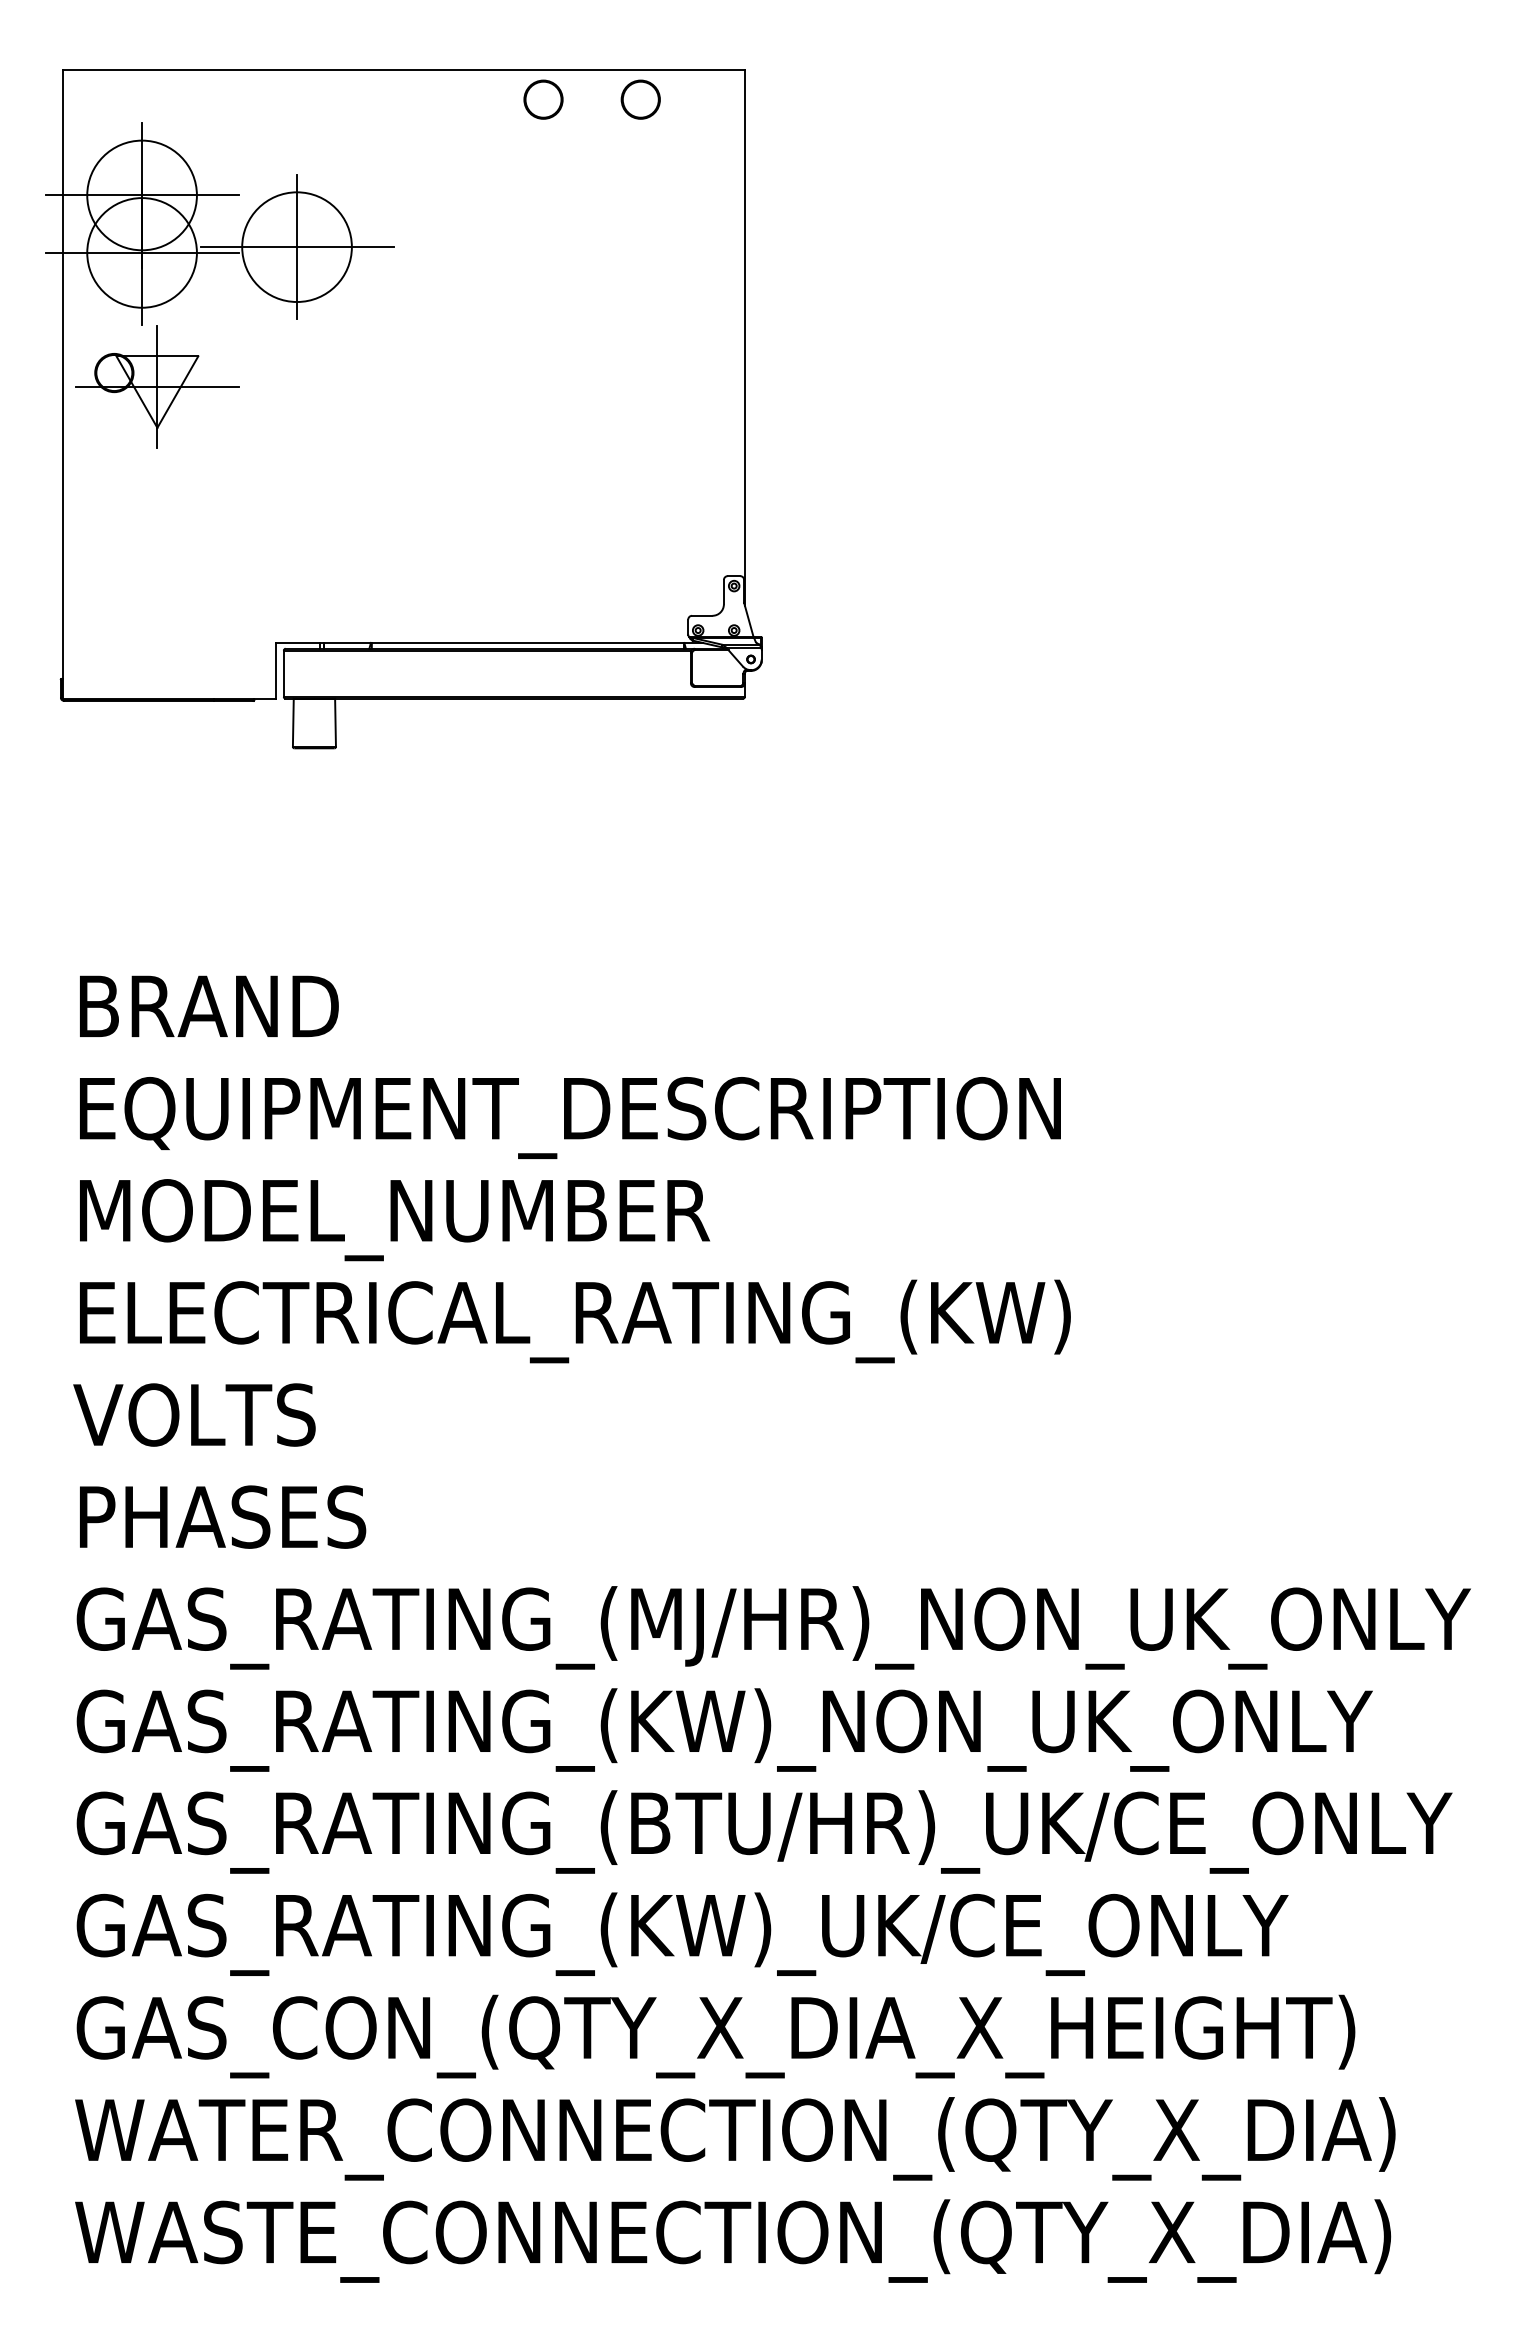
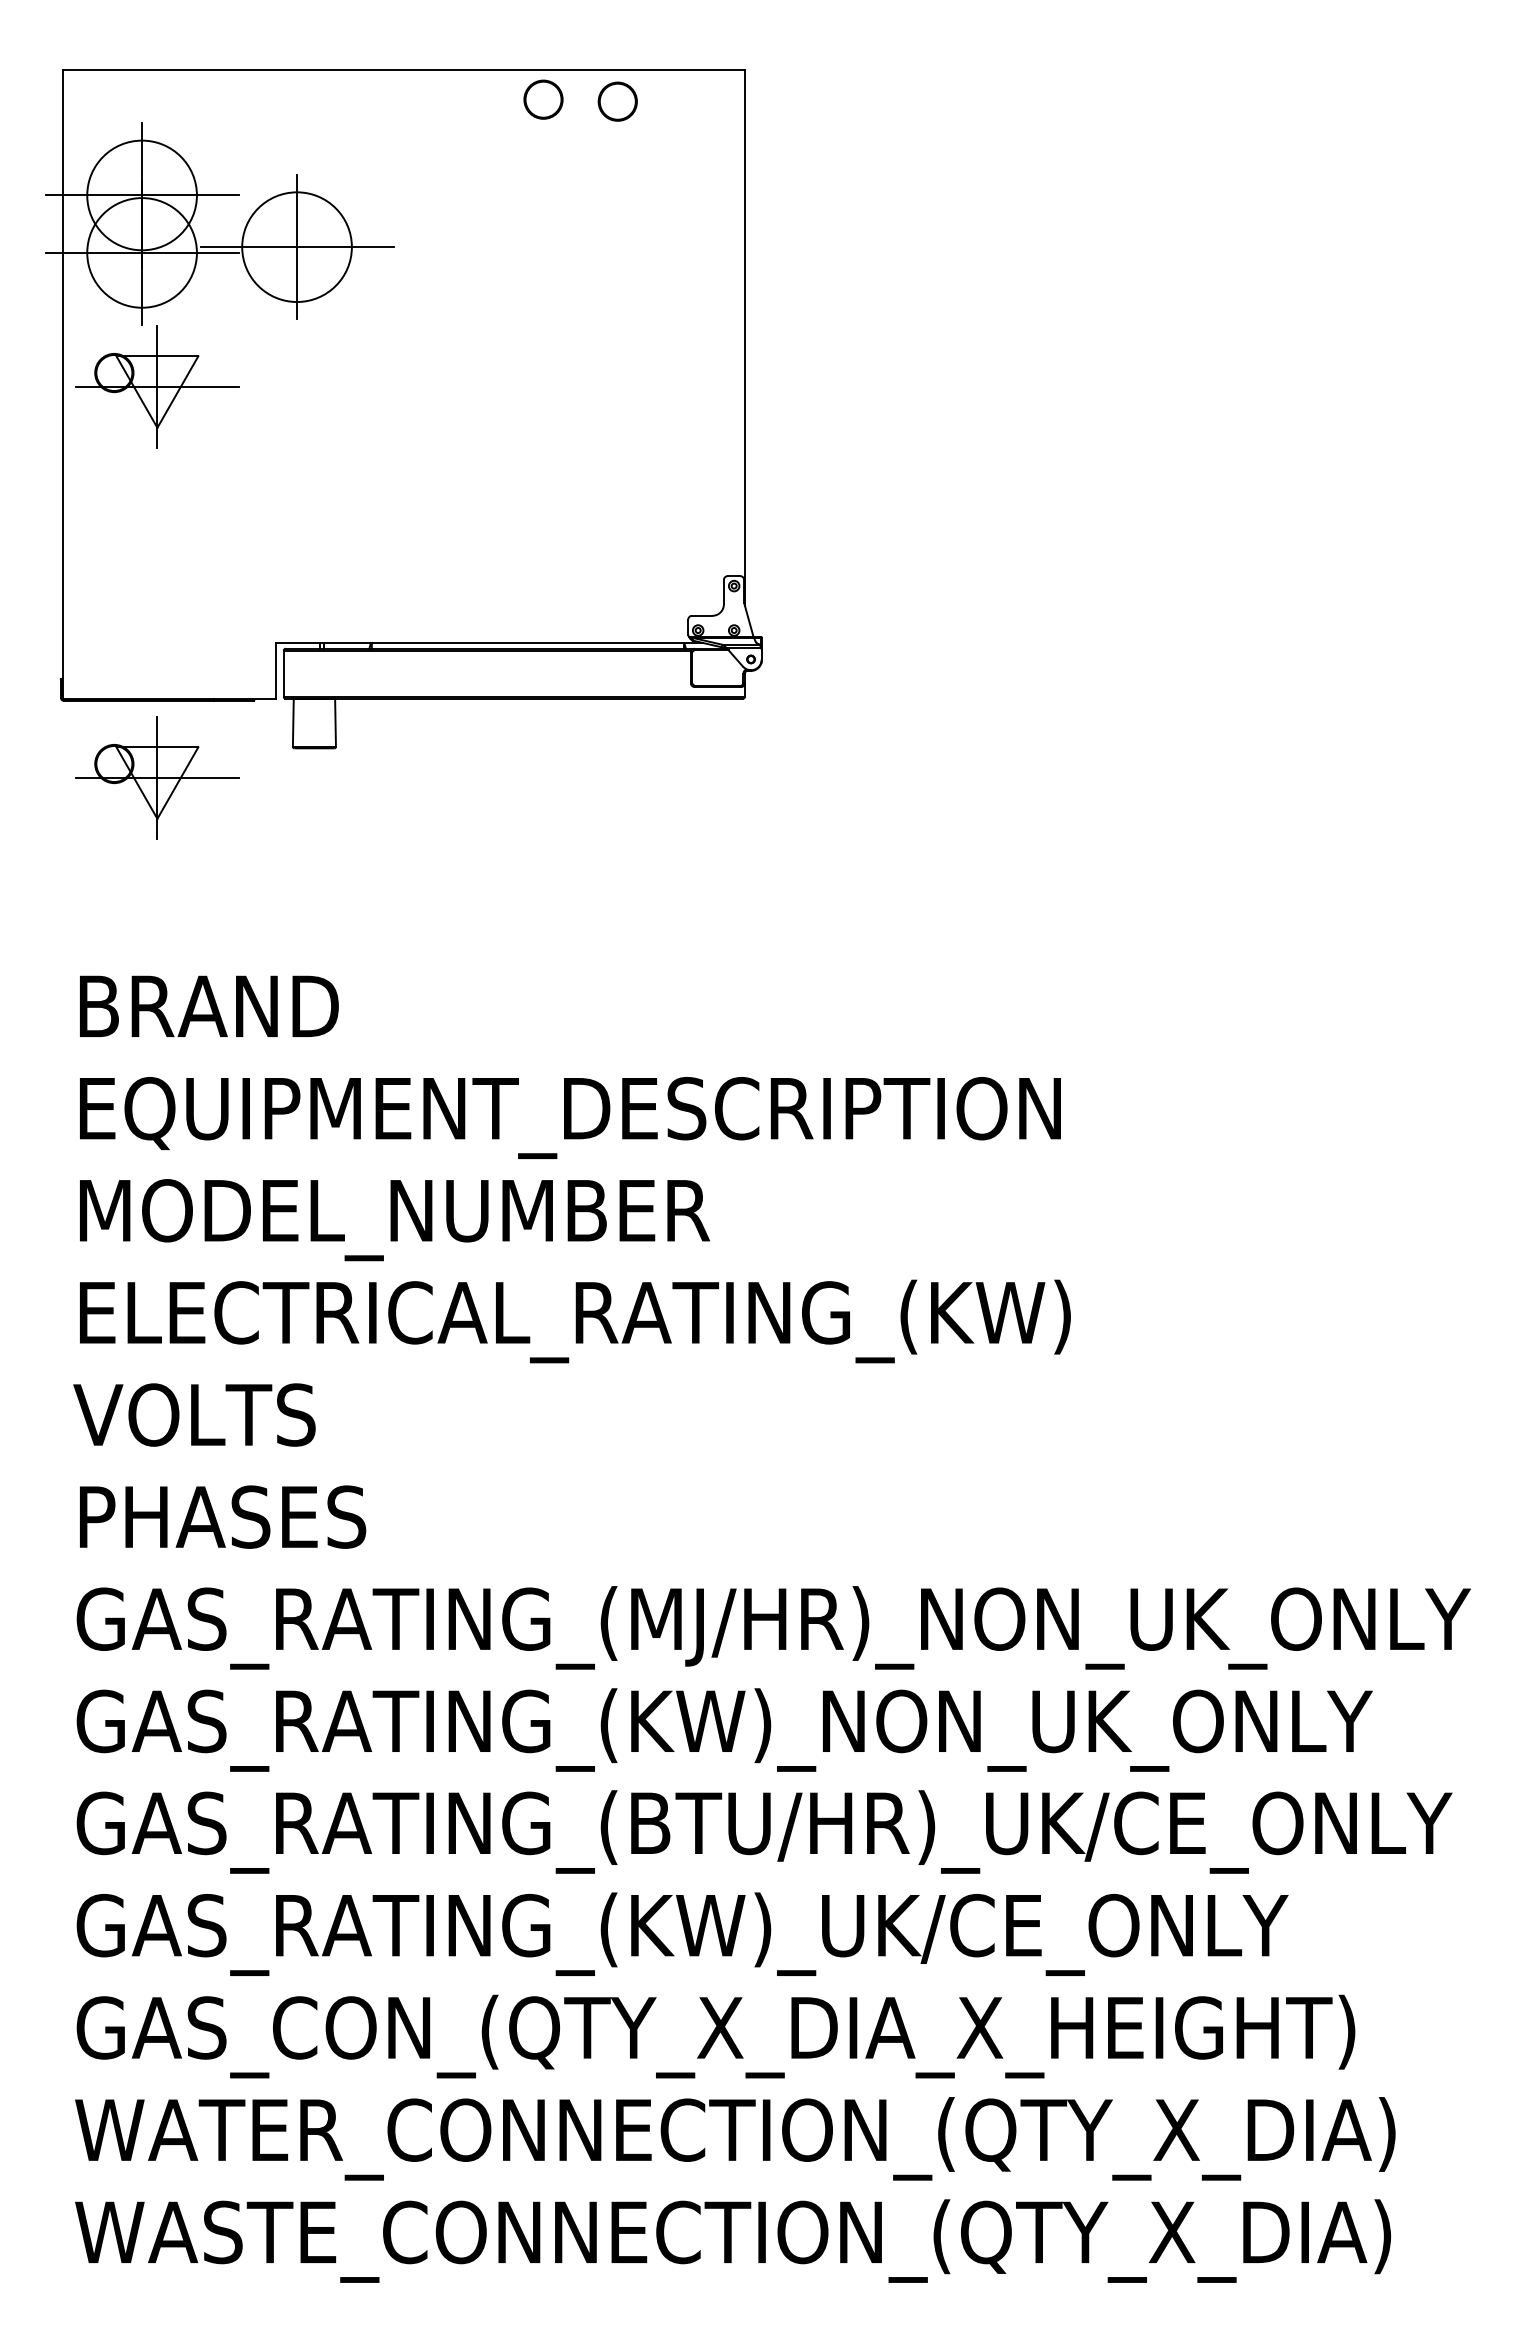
circle position: (640, 99) -> (617, 101) (617, 101)
part: none -> present (157, 777)
